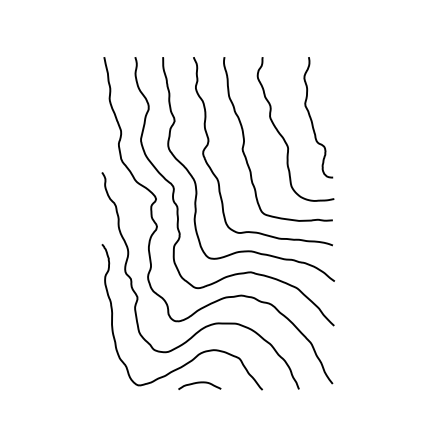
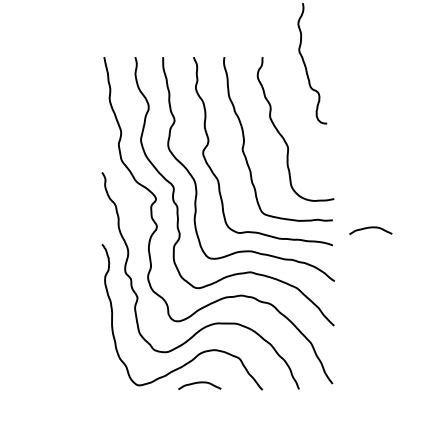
curve position: (312, 120) -> (306, 66) (306, 66)
curve: none -> present (370, 228)
